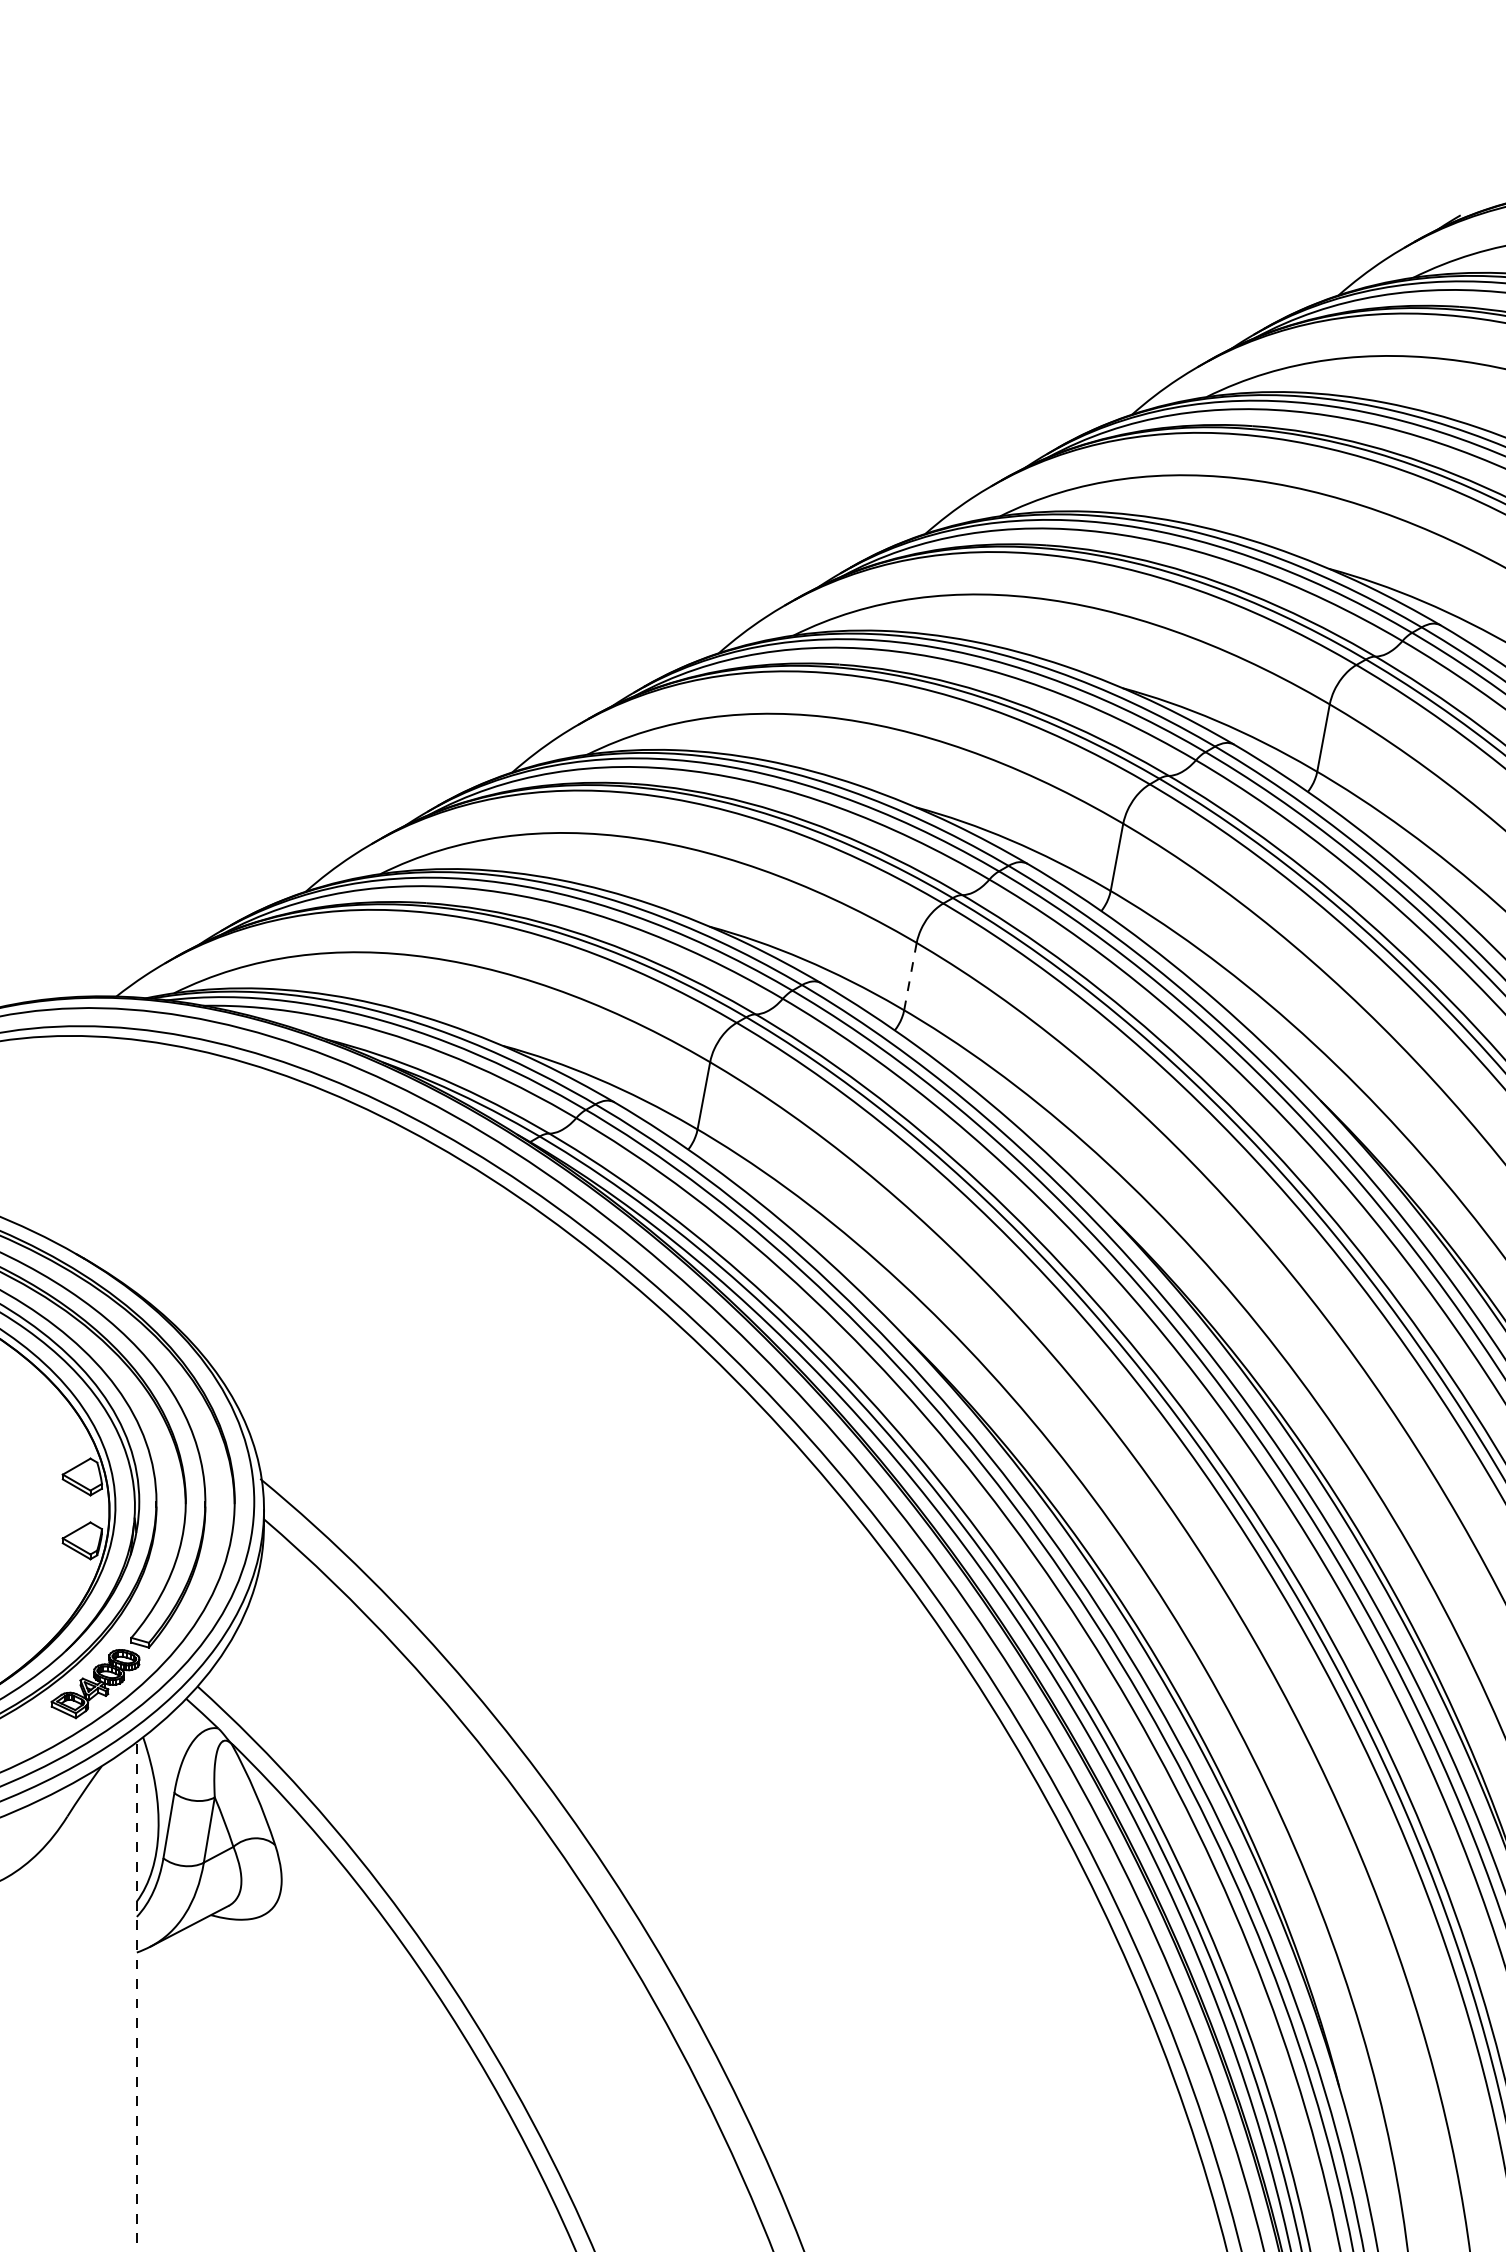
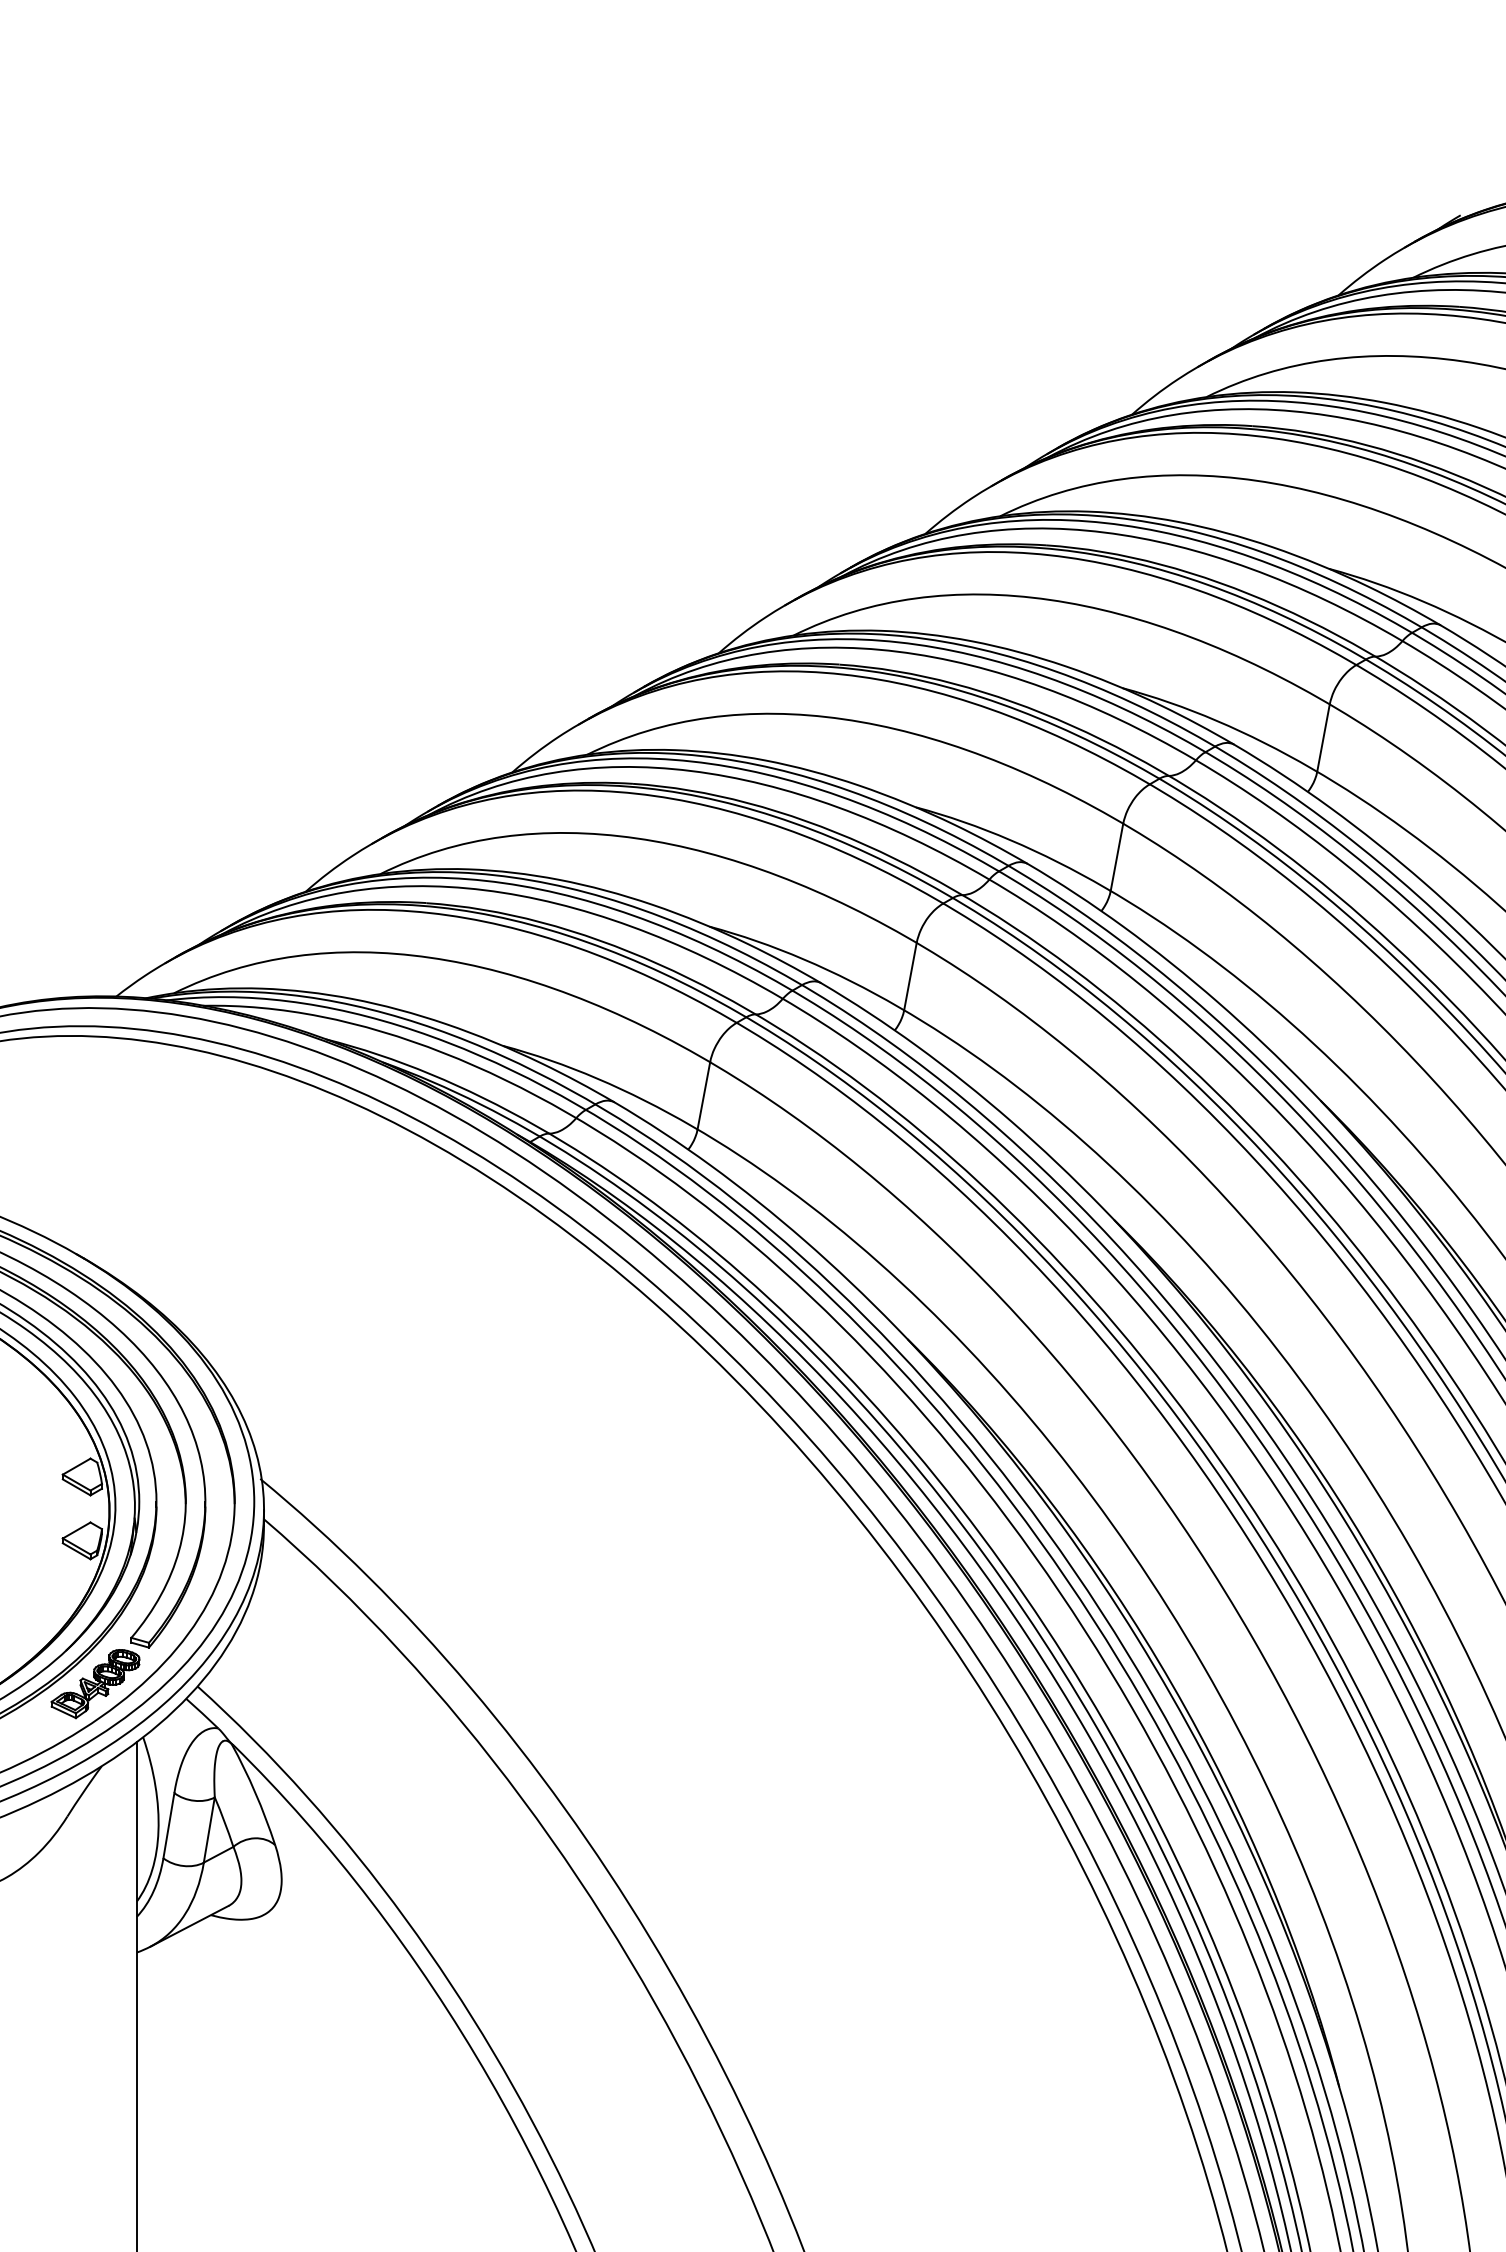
line: dashed -> solid (910, 977)
line: dashed -> solid (136, 1996)
